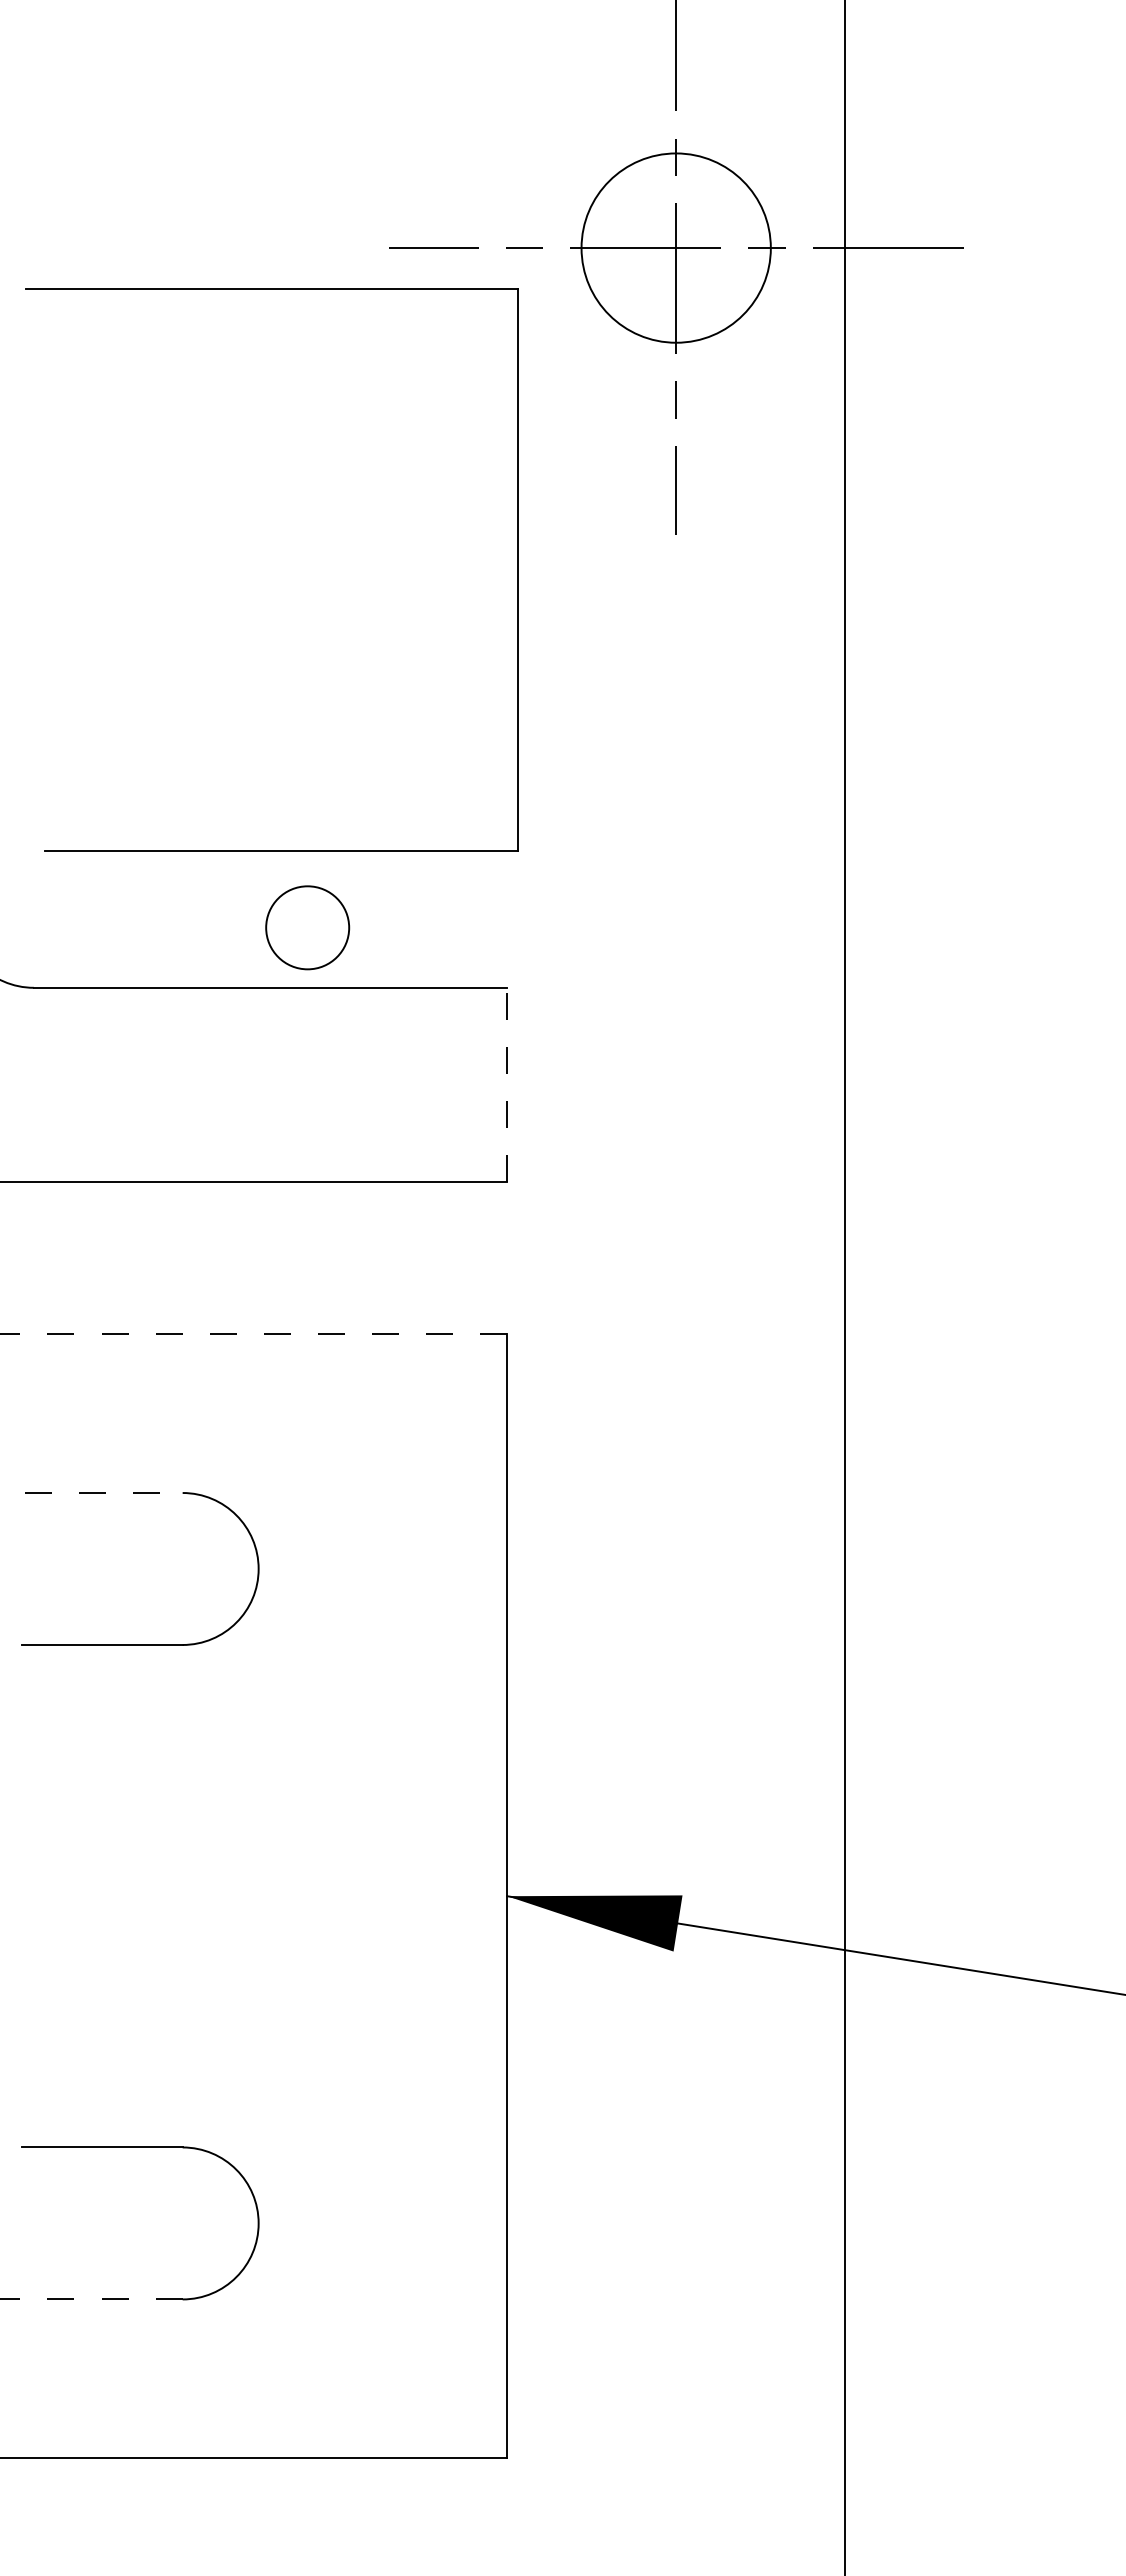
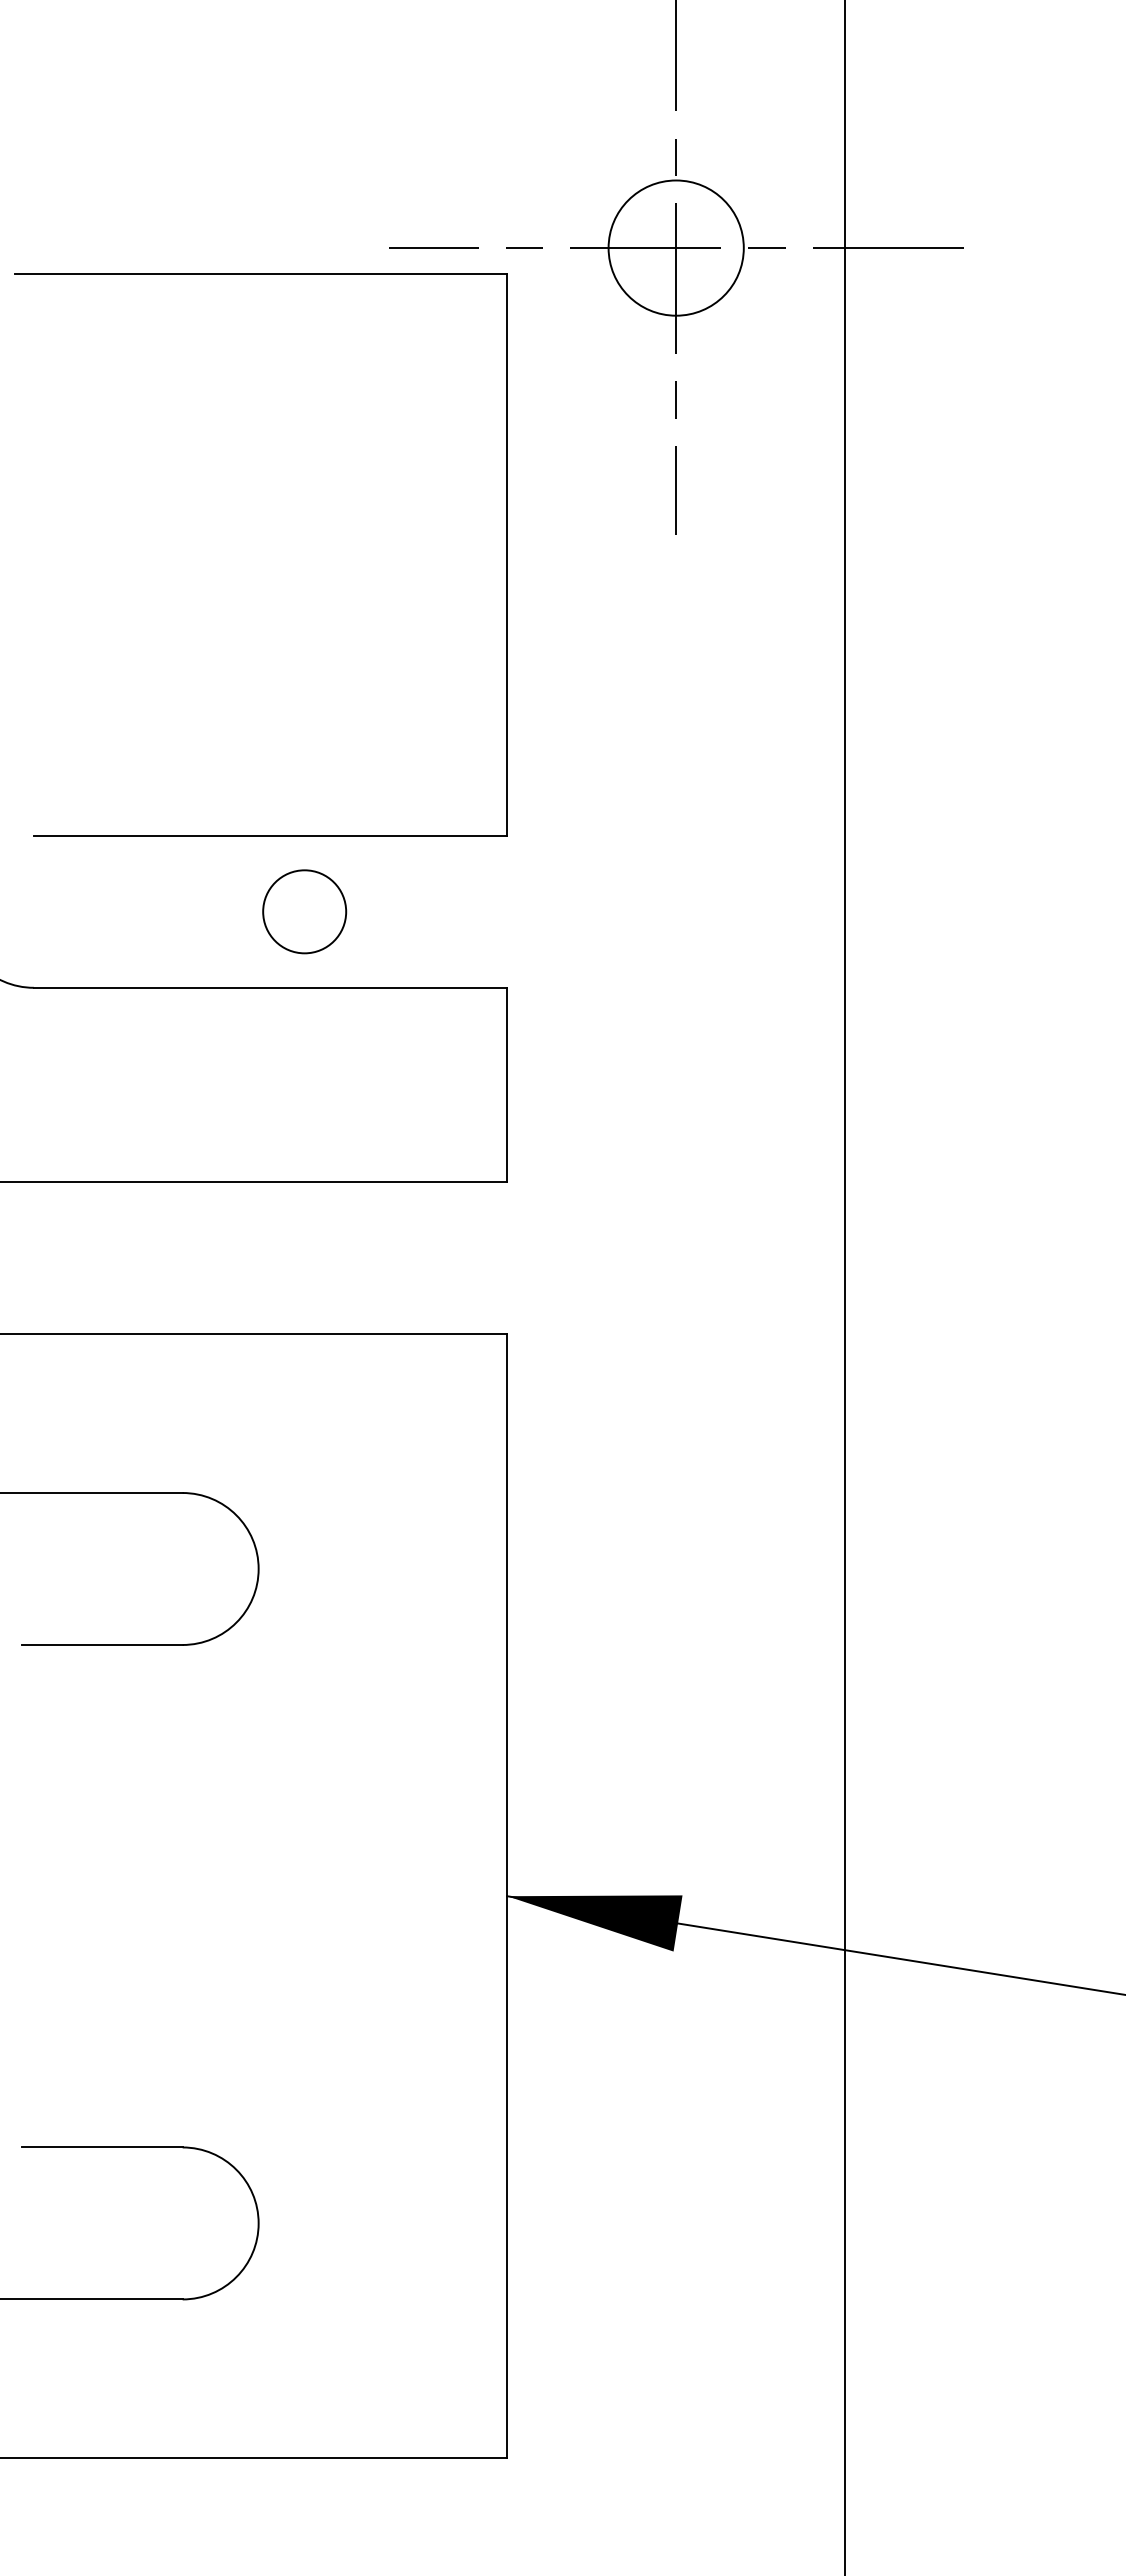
circle diameter: 189 px -> 135 px (675, 247)
part position: (517, 569) -> (506, 554) (506, 554)
circle position: (307, 927) -> (304, 911) (304, 911)
line: dashed -> solid (507, 1084)
line: dashed -> solid (253, 1333)
line: dashed -> solid (91, 1493)
line: dashed -> solid (91, 2299)
